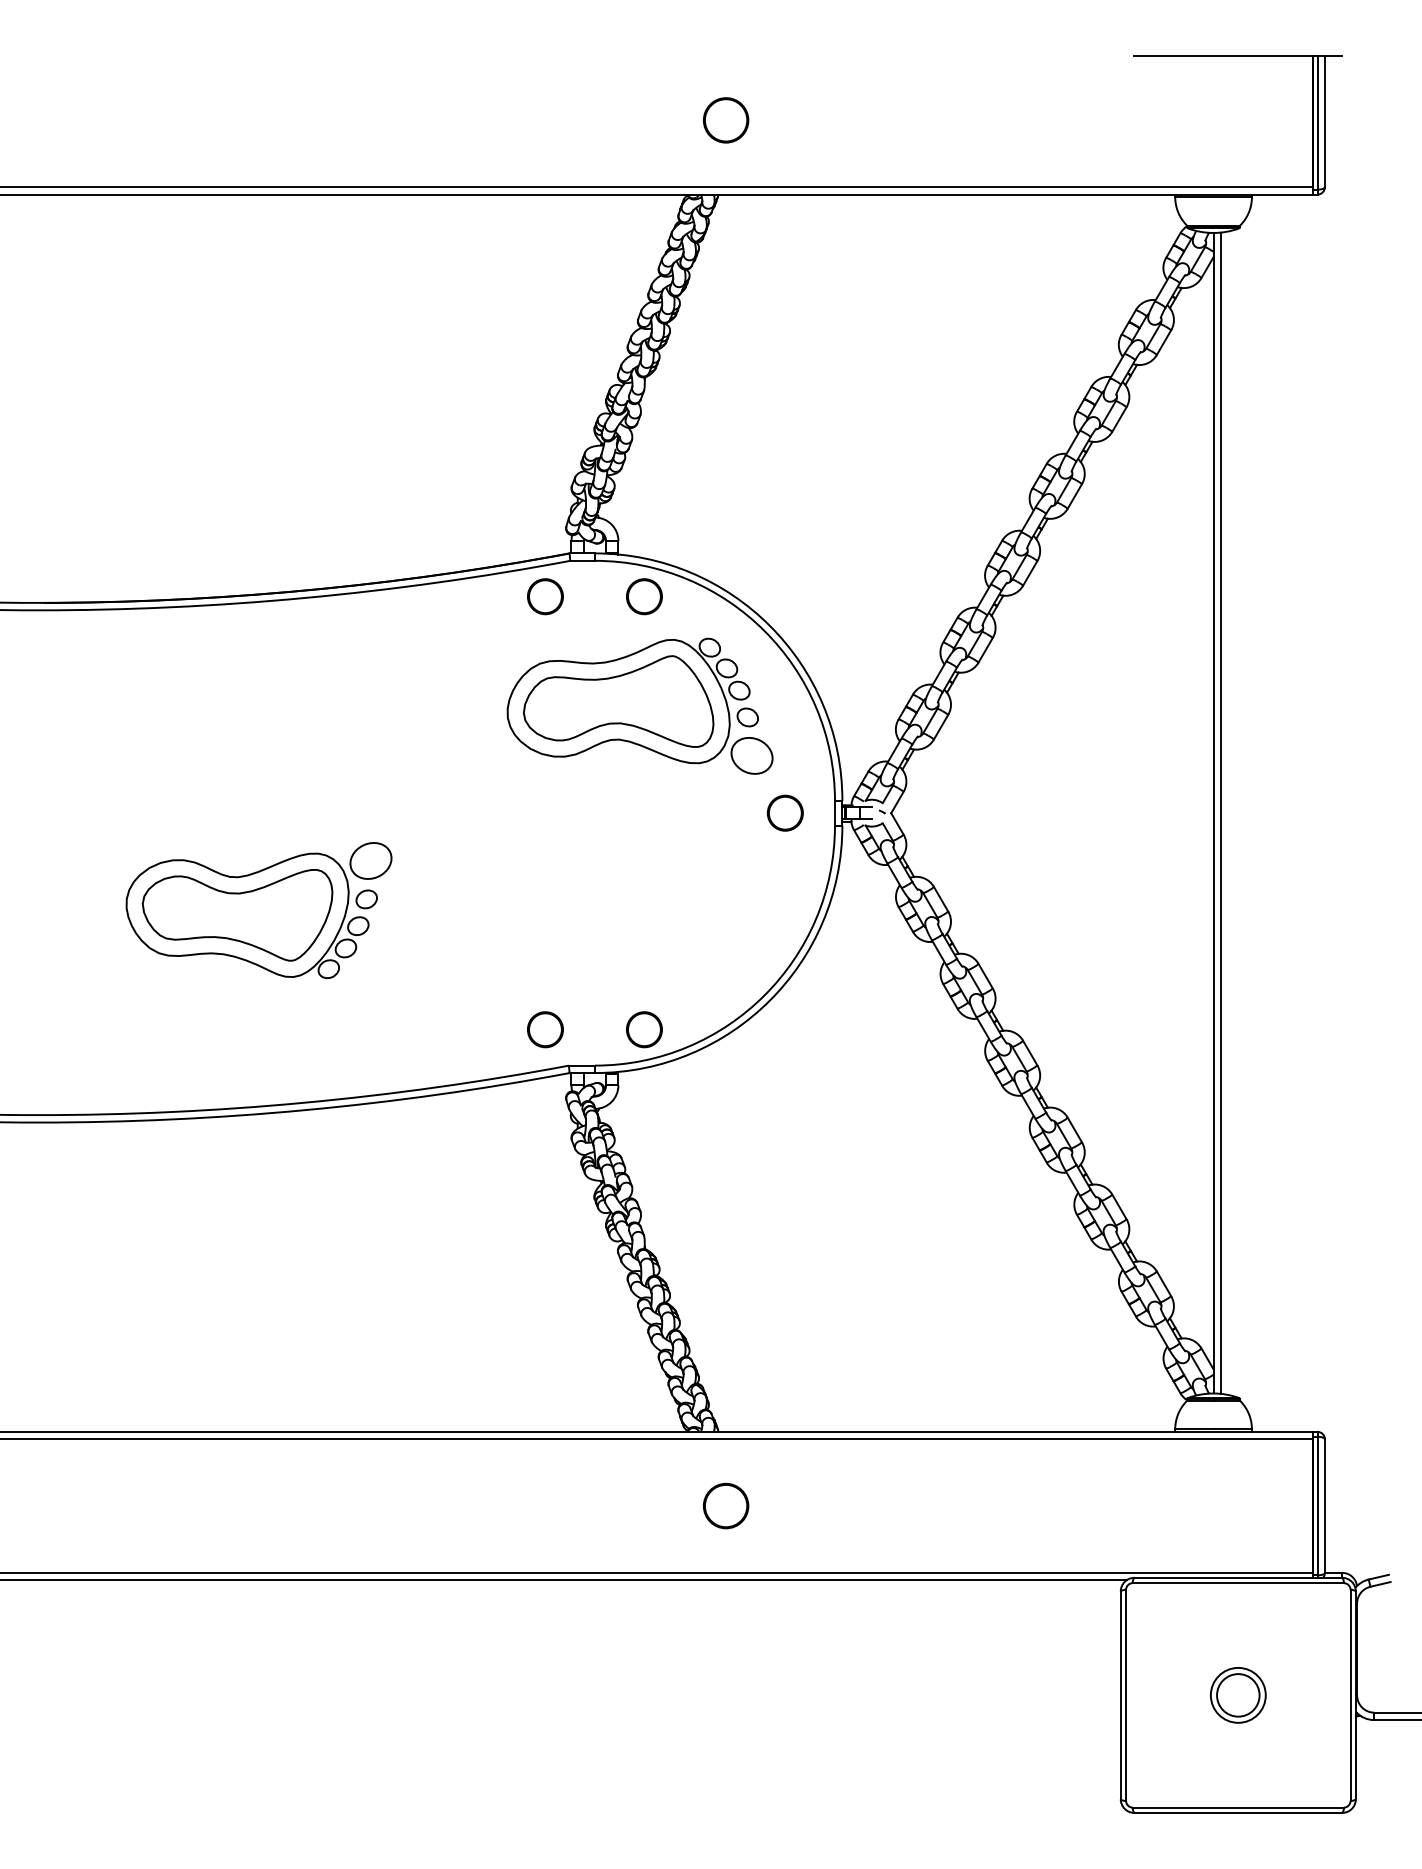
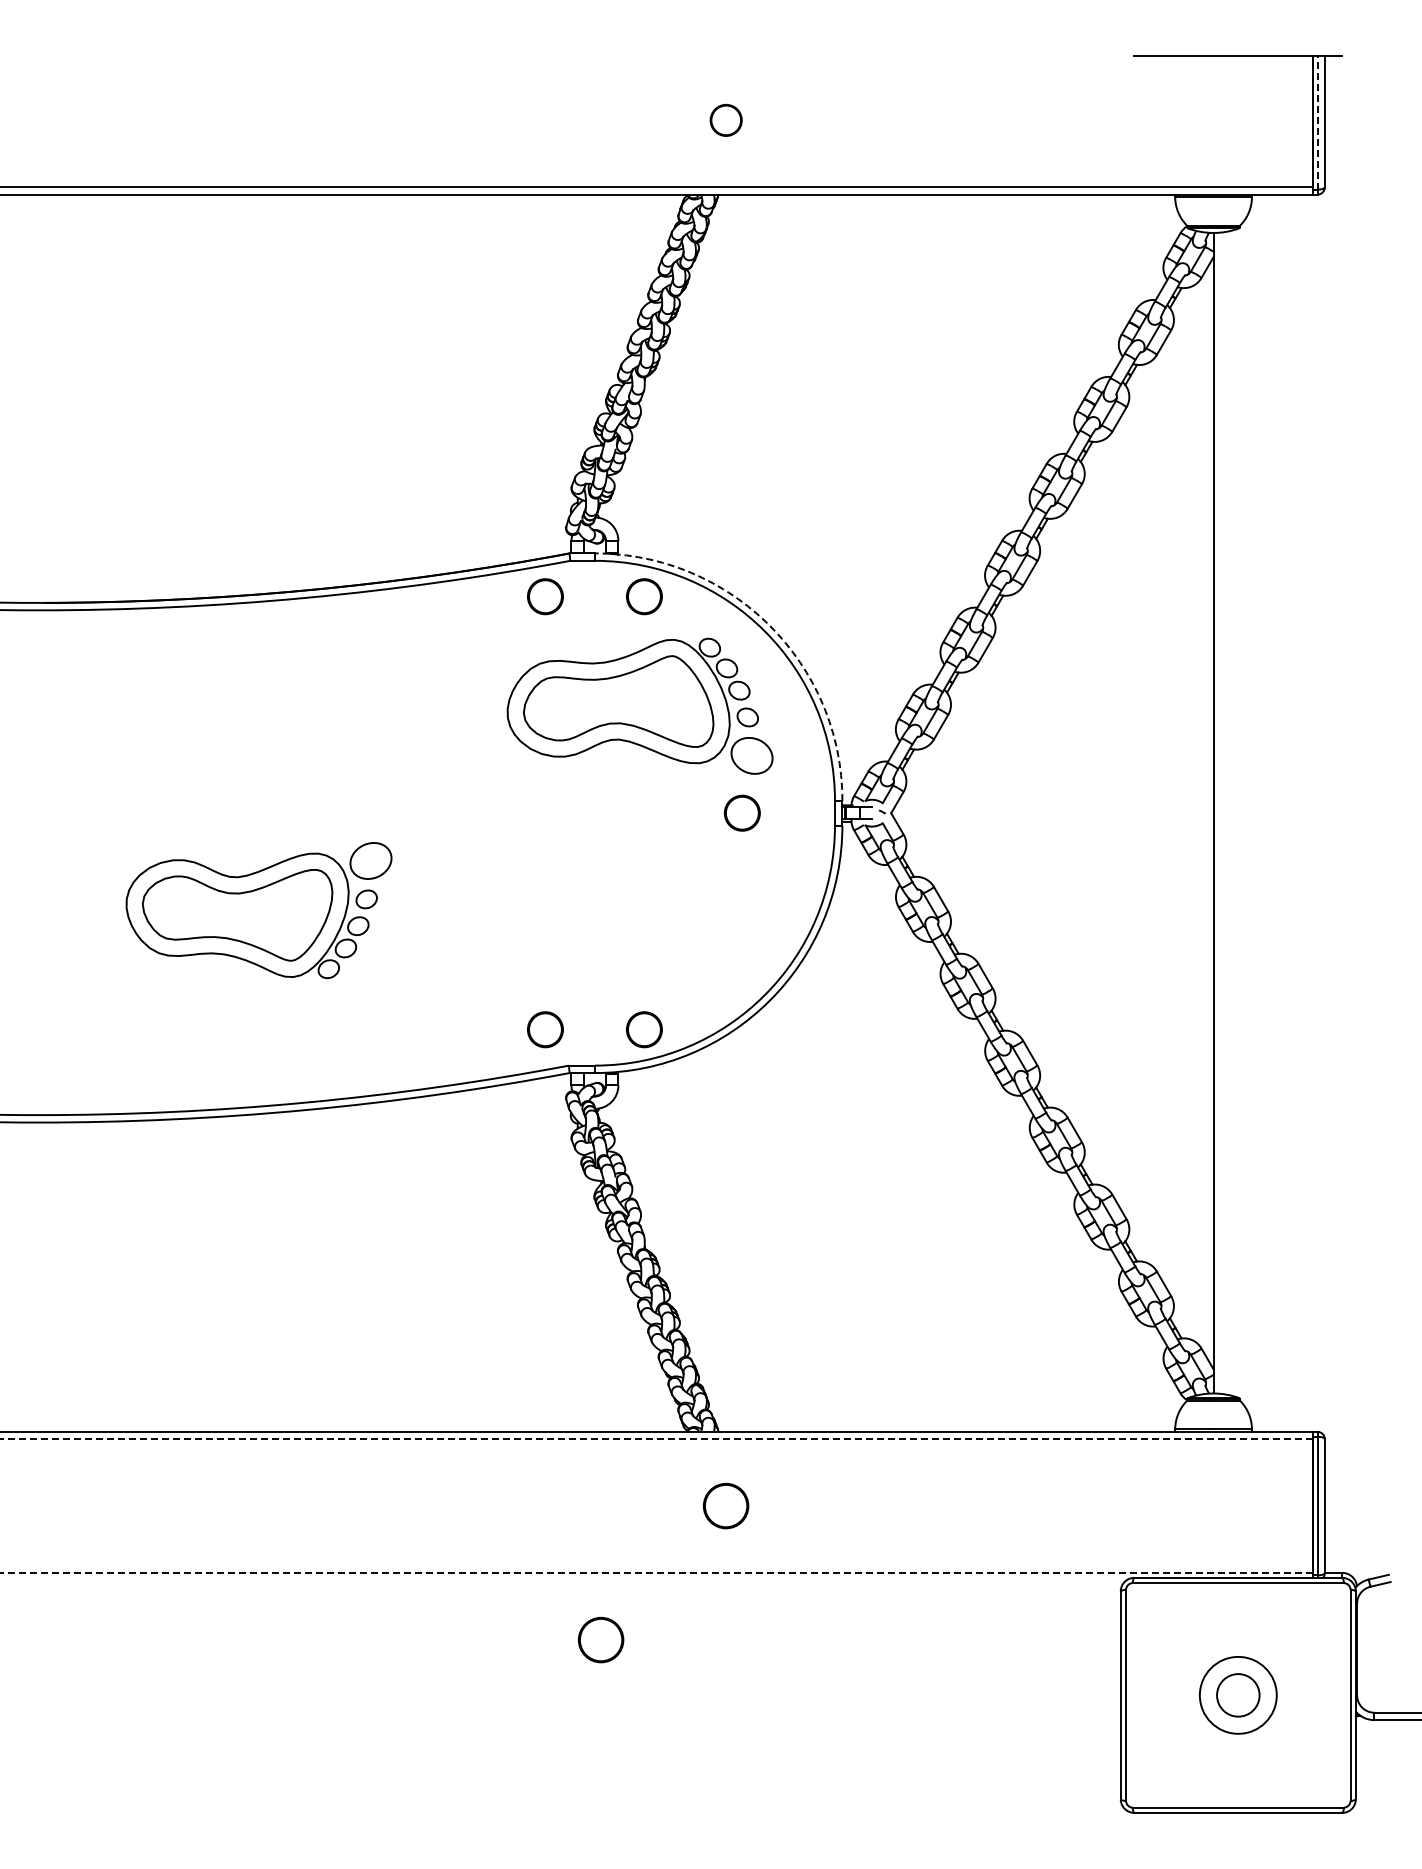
circle size: 47x47 px -> 34x34 px (725, 119)
line: solid -> dashed (1317, 122)
arc: solid -> dashed (769, 625)
part position: (784, 812) -> (741, 812) (741, 812)
line: present -> none (1220, 812)
line: solid -> dashed (656, 1439)
line: solid -> dashed (656, 1572)
line: present -> none (564, 1580)
part: none -> present (601, 1639)
circle diameter: 55 px -> 77 px (1237, 1694)
